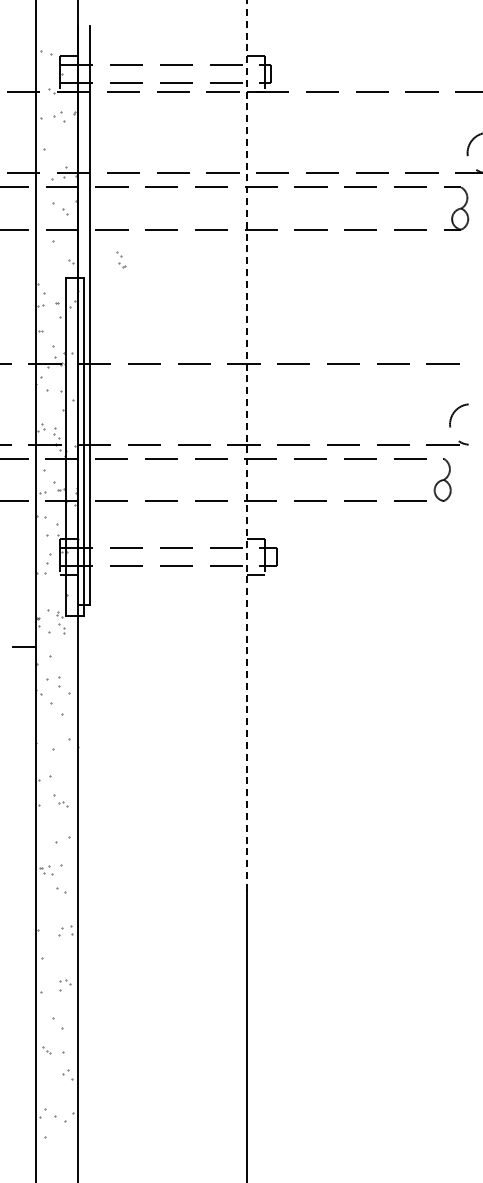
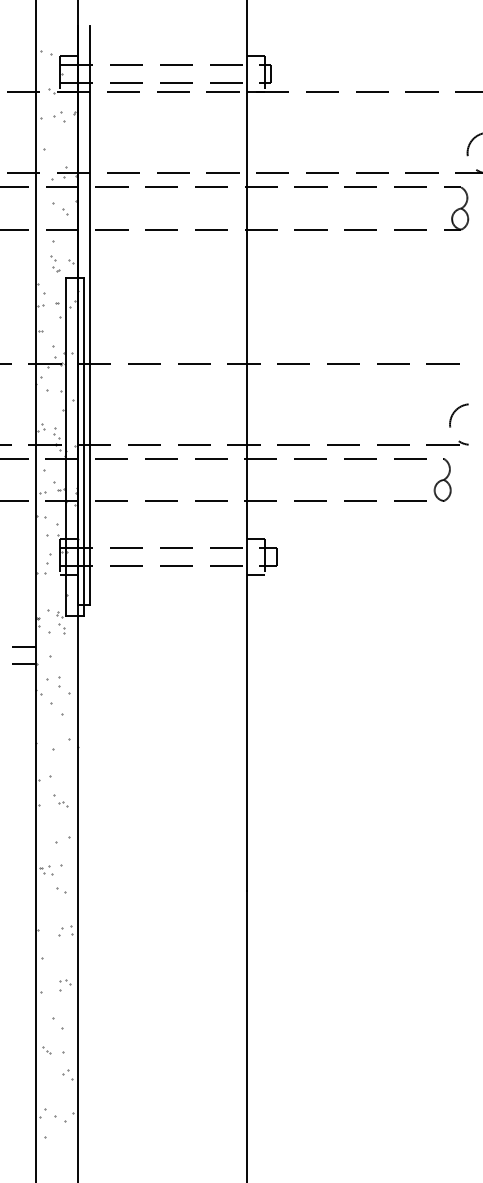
part position: (121, 259) -> (55, 263) (55, 263)
line: dashed -> solid (247, 445)
line: none -> present (24, 663)
